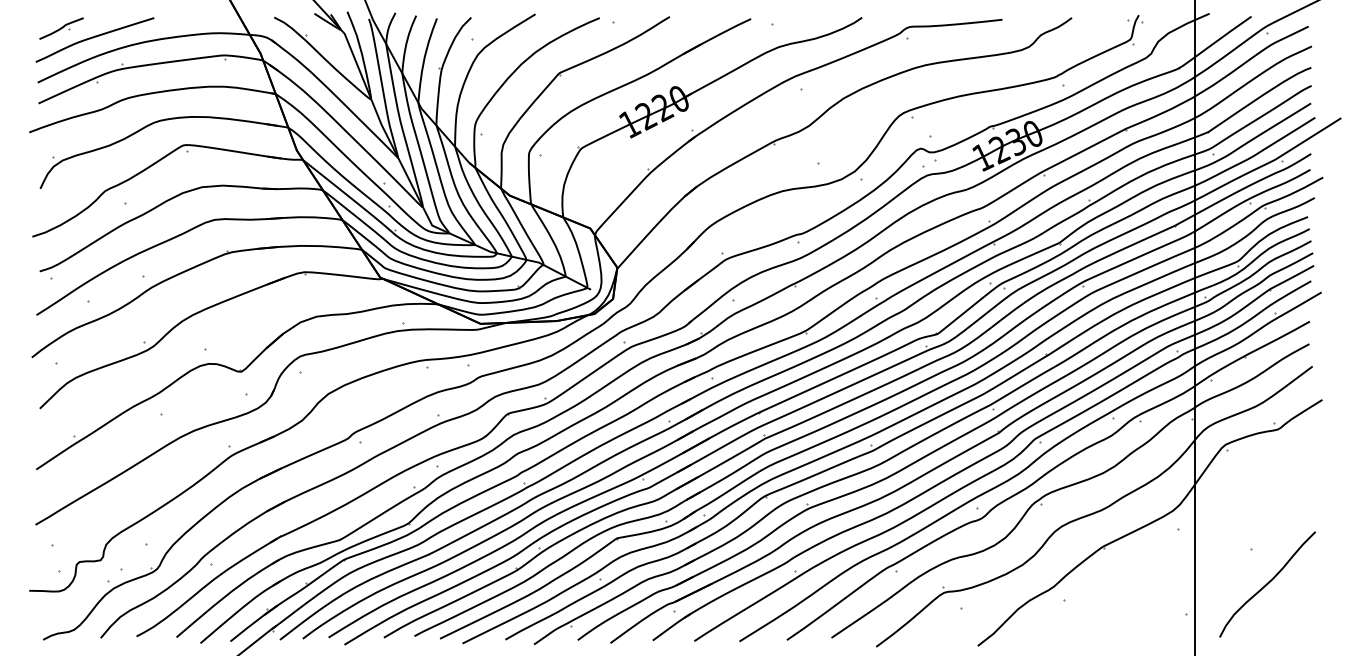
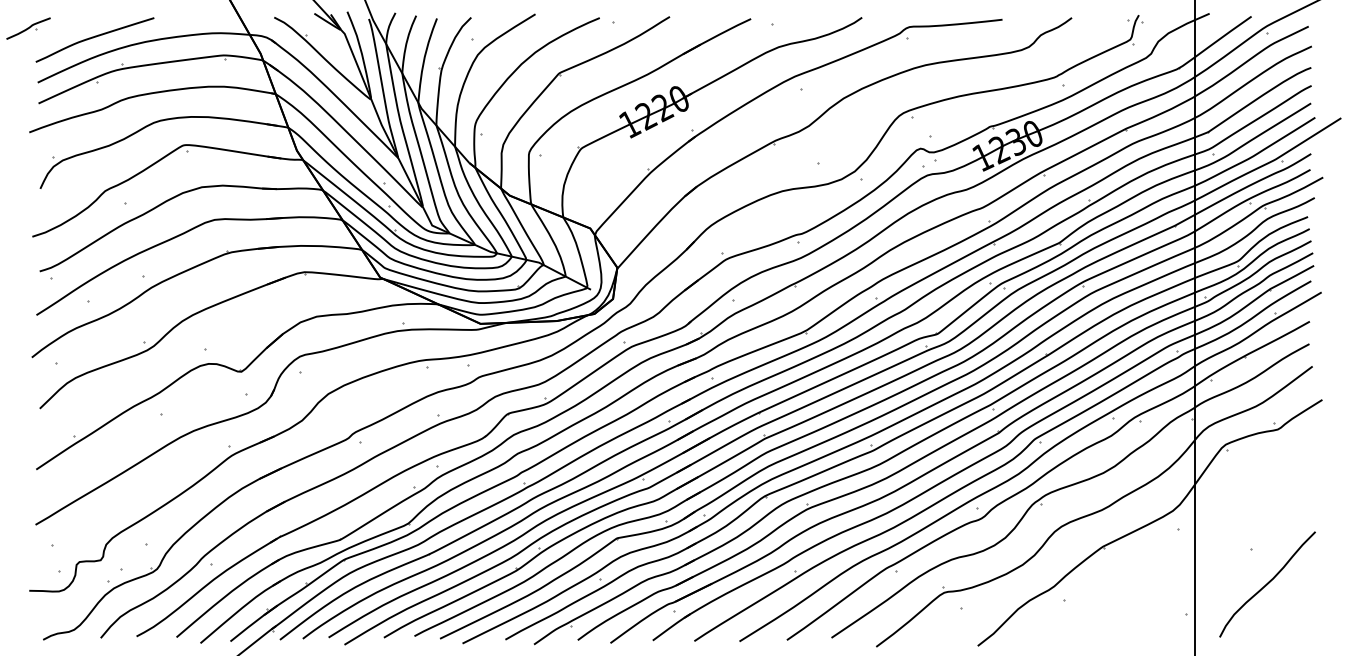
part position: (61, 28) -> (28, 28) (28, 28)
